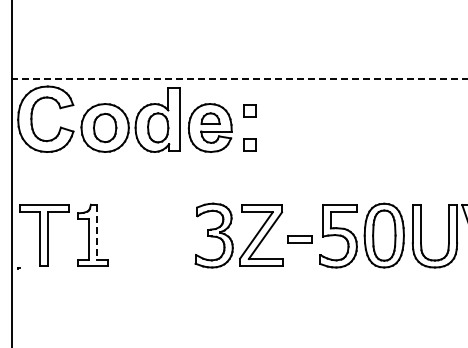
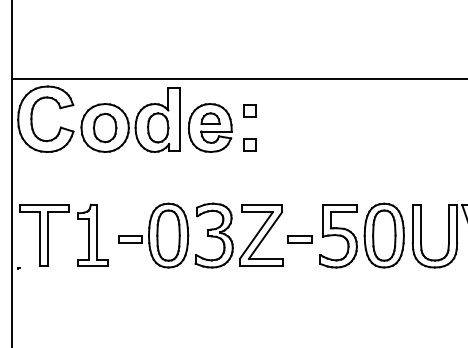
line: dashed -> solid (239, 78)
line: dashed -> solid (97, 232)
part: none -> present (153, 235)
